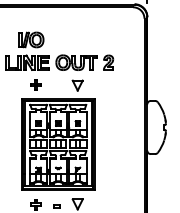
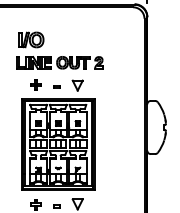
part size: 110x17 px -> 88x14 px (59, 62)
part: none -> present (56, 86)
